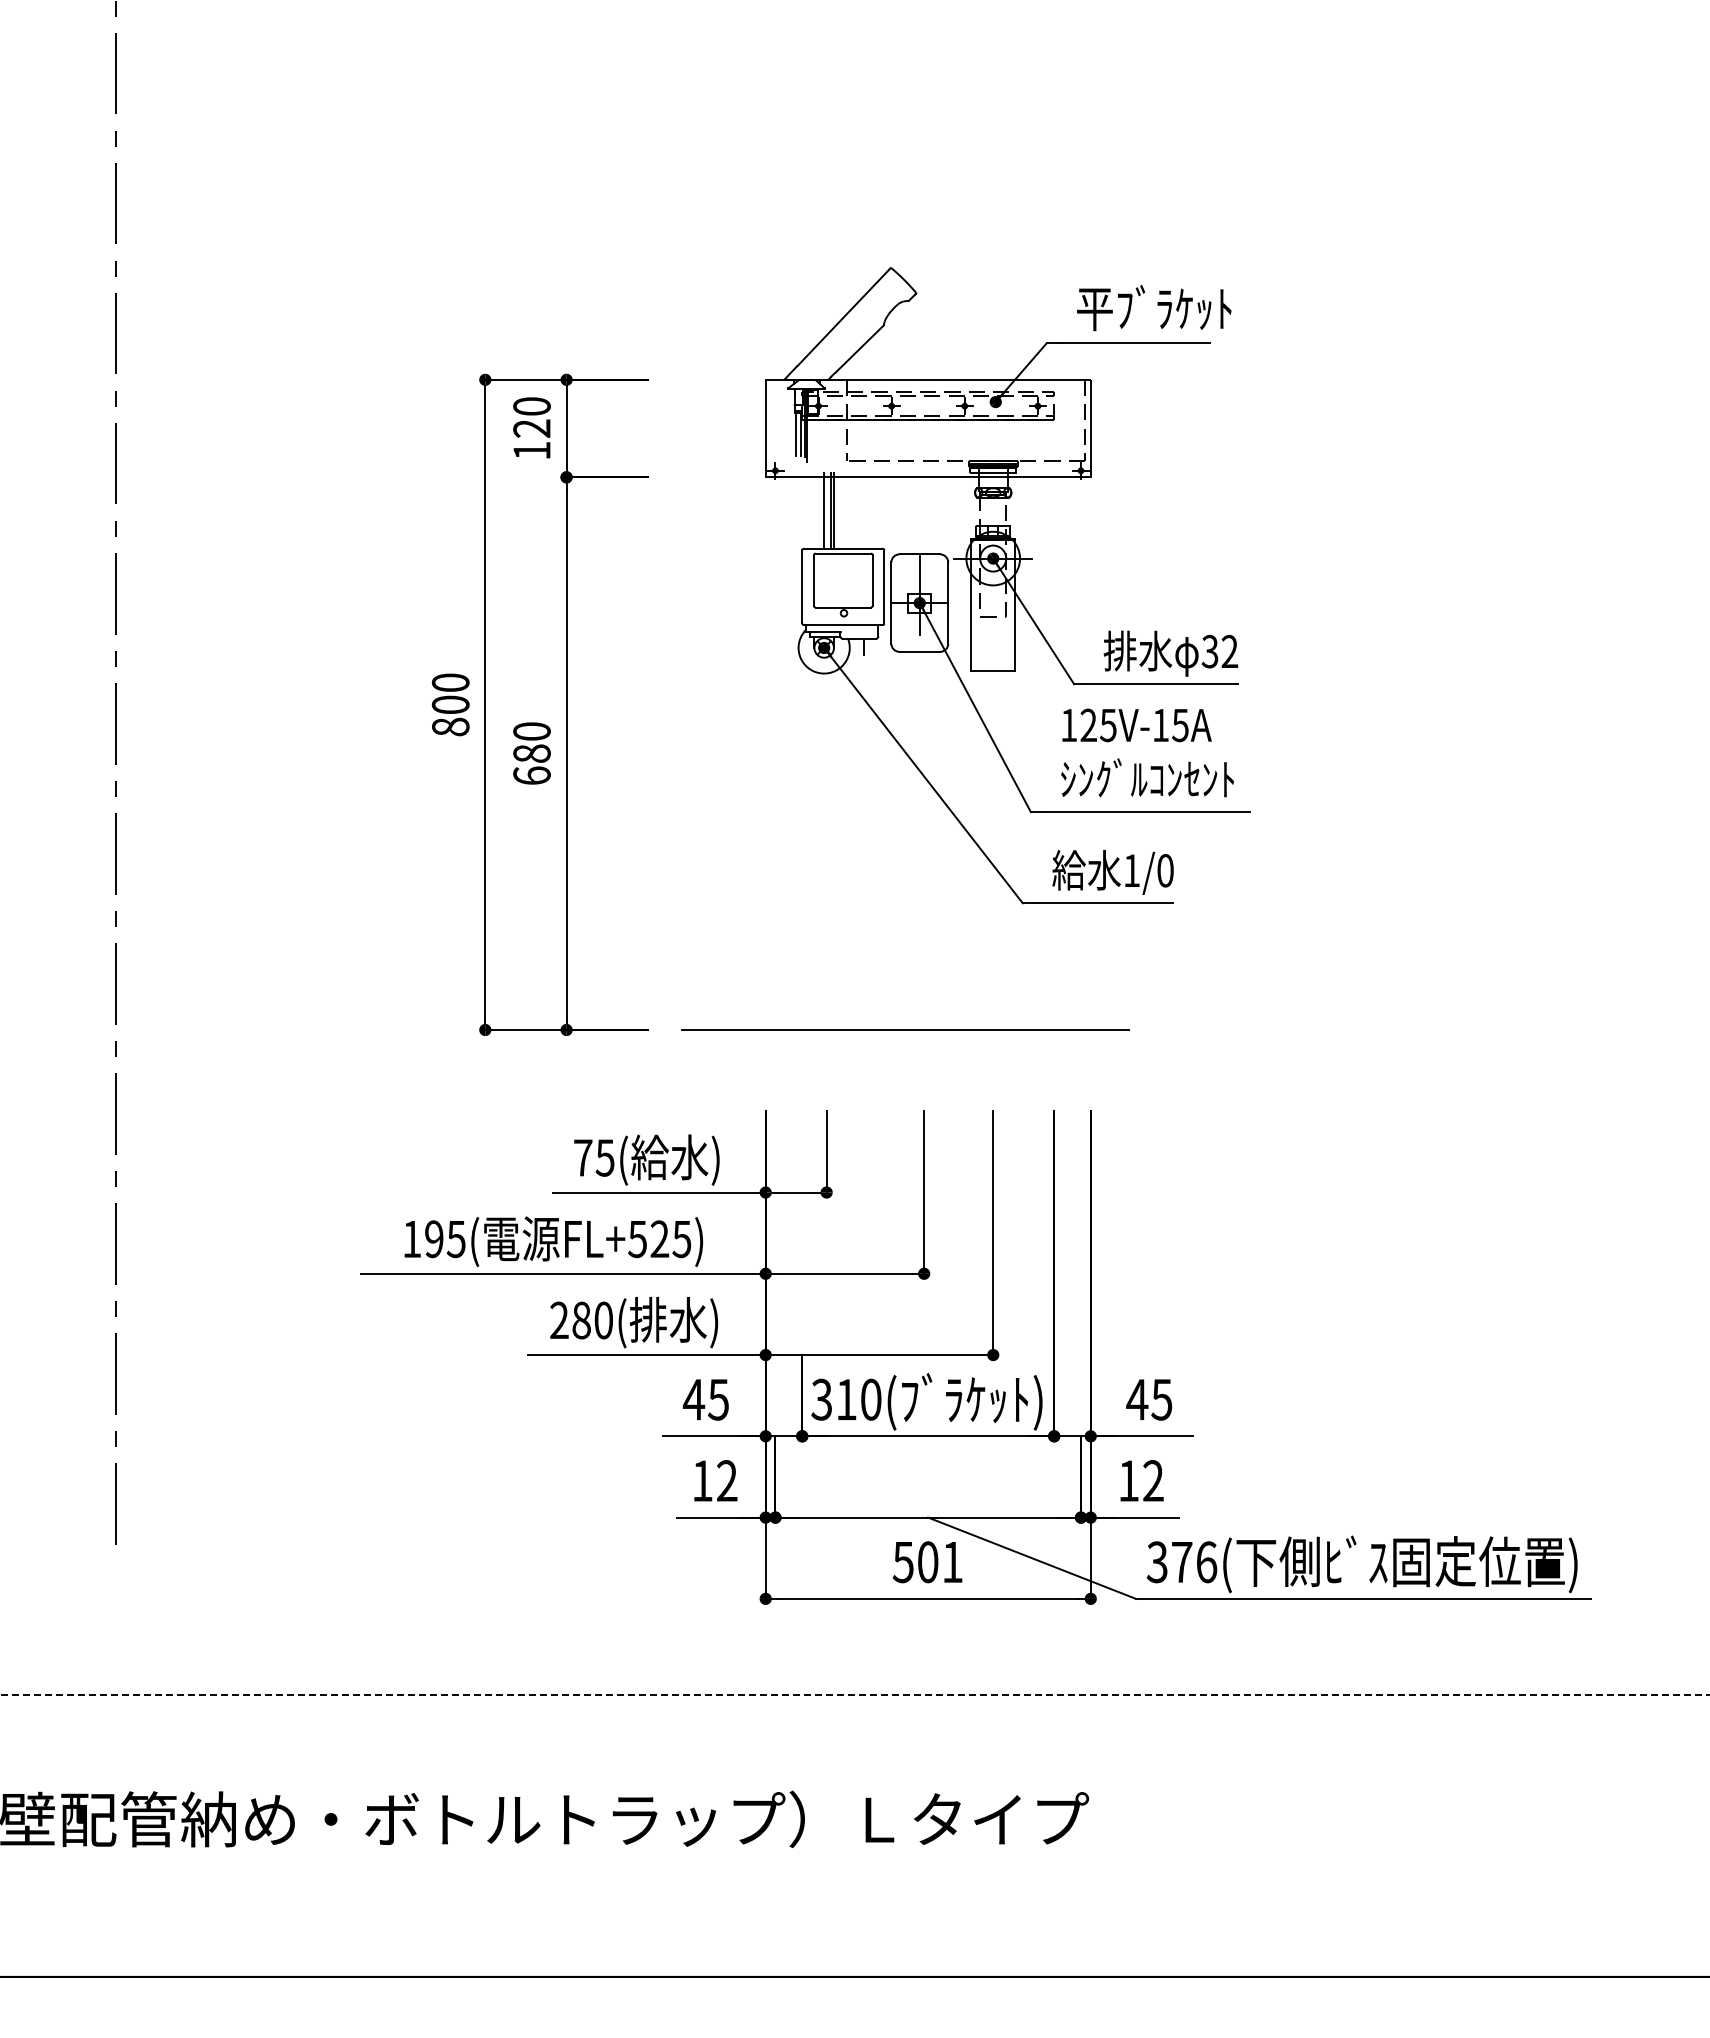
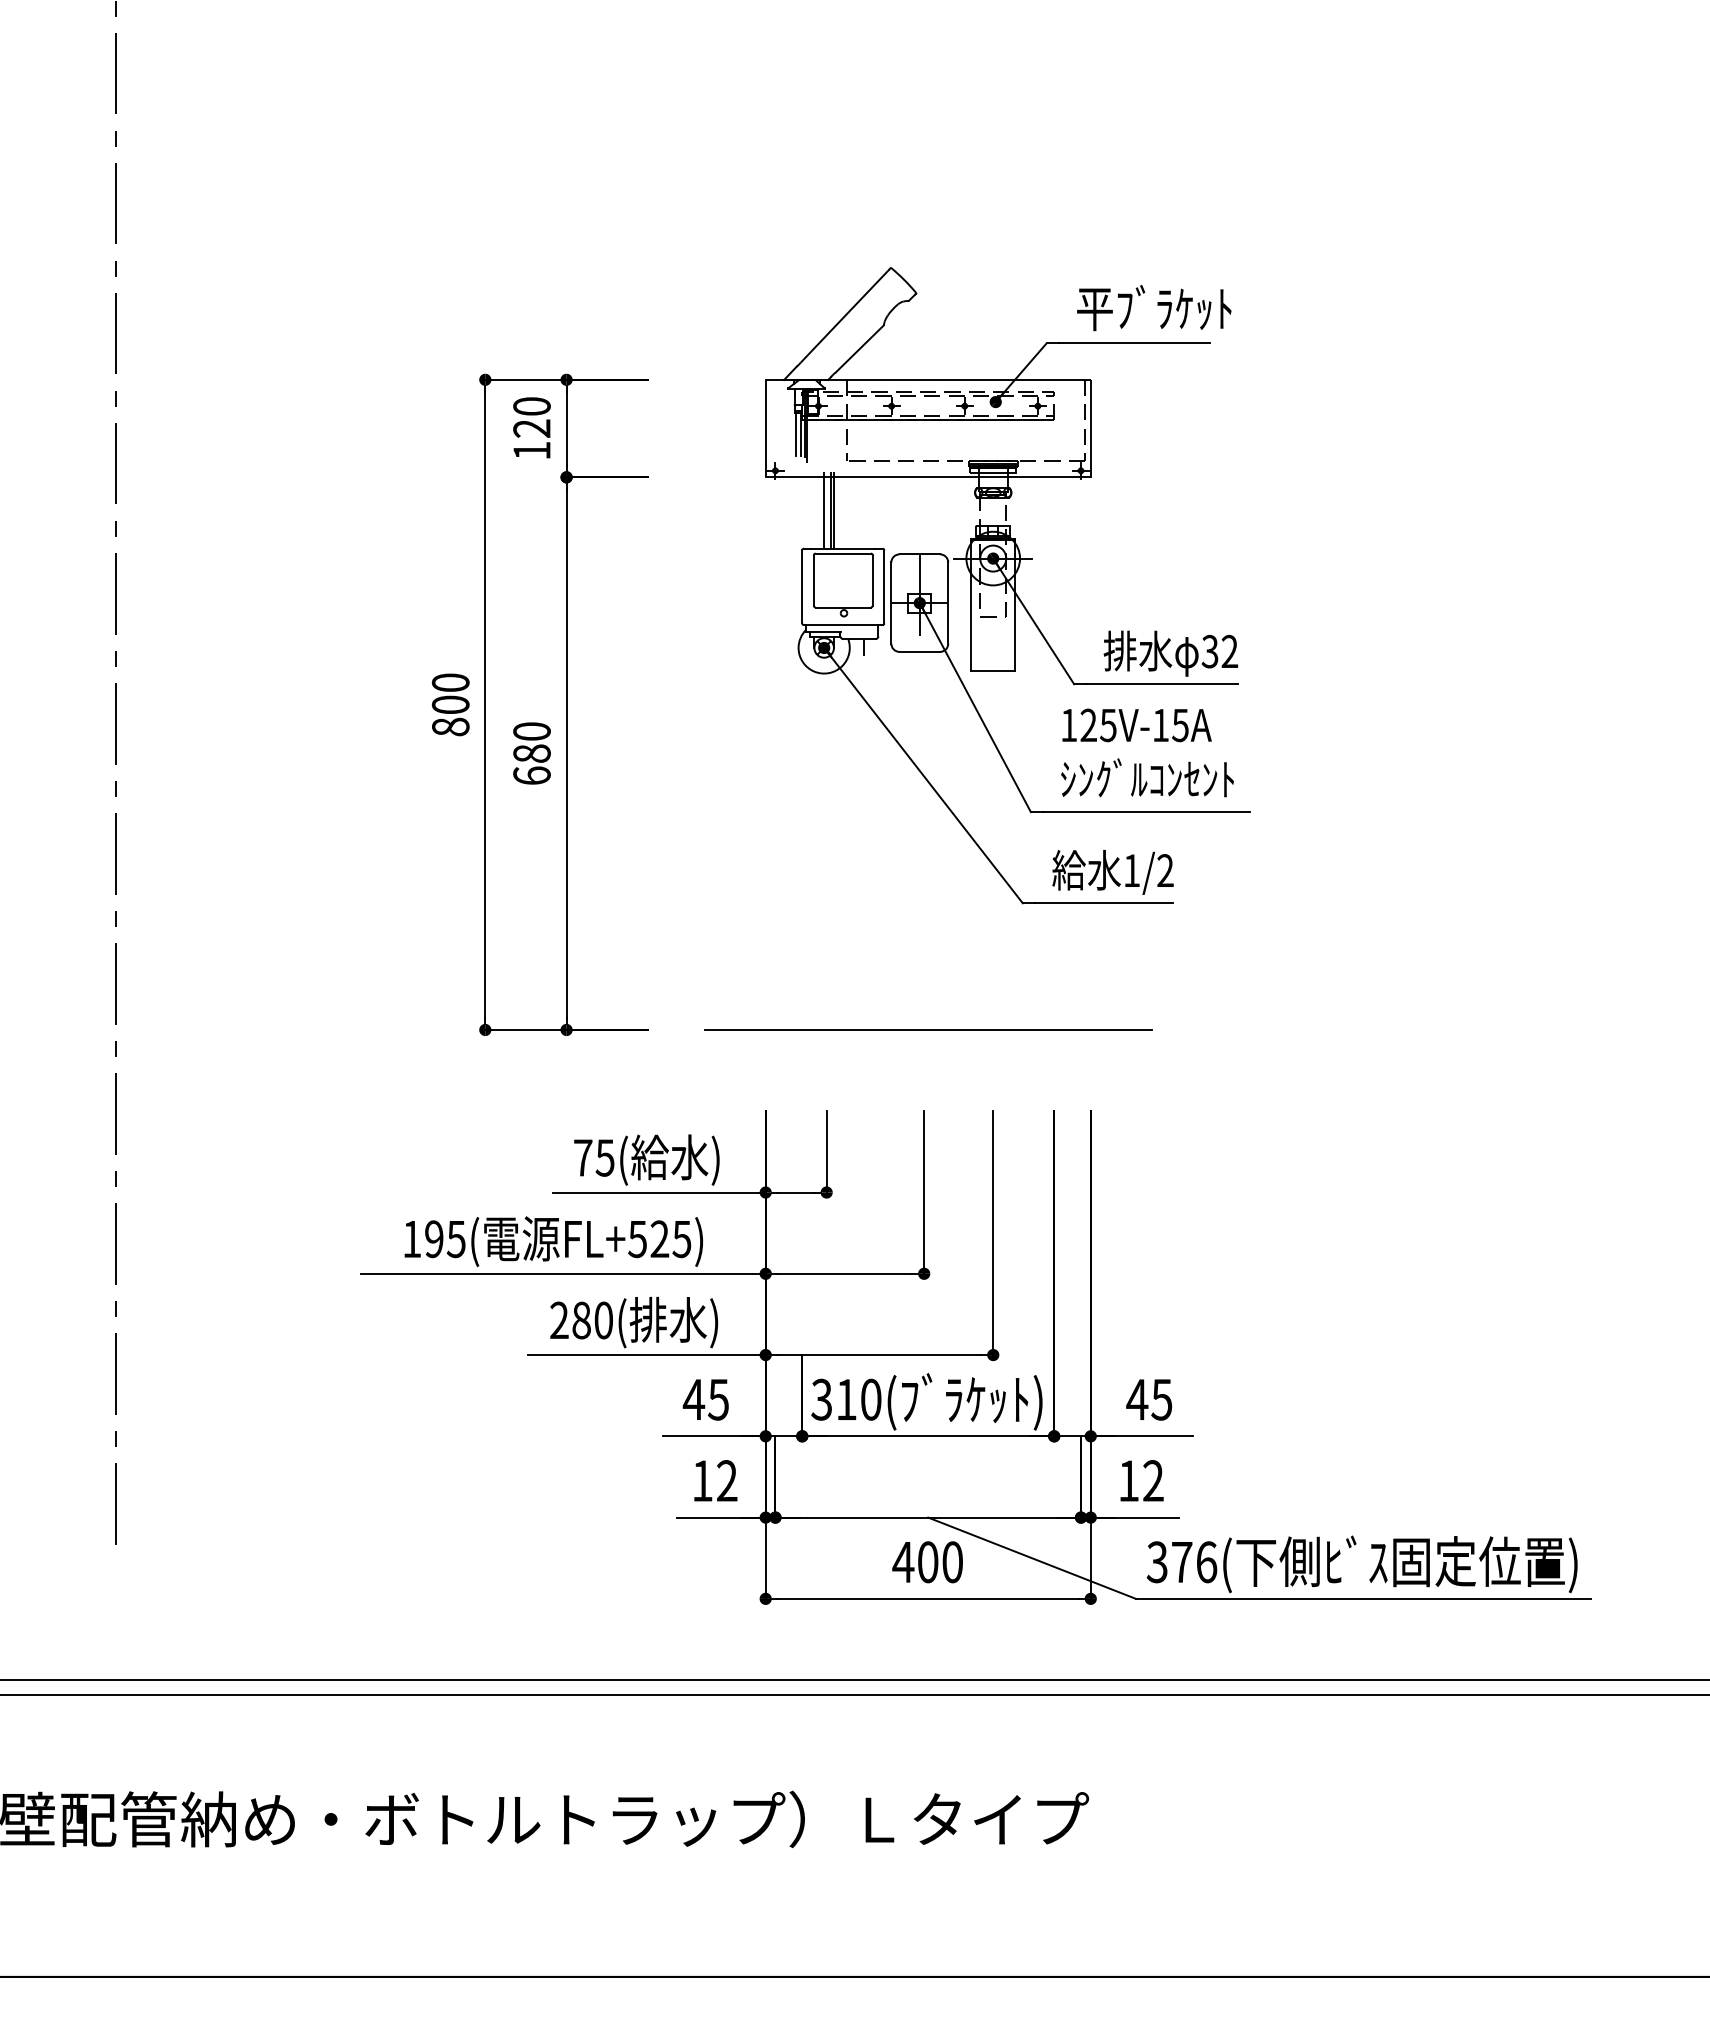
text: 1/0 -> 1/2 (1165, 870)
line position: (905, 1029) -> (928, 1029) (928, 1029)
text: 501 -> 400 (927, 1562)
line: none -> present (854, 1680)
line: dashed -> solid (855, 1694)
